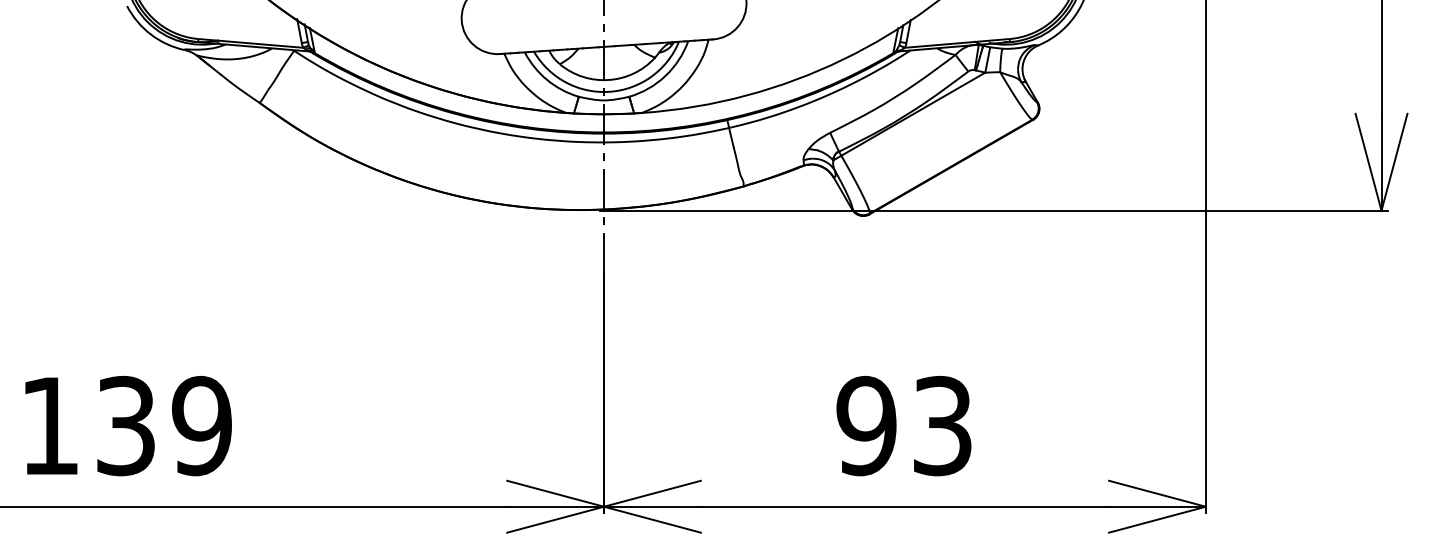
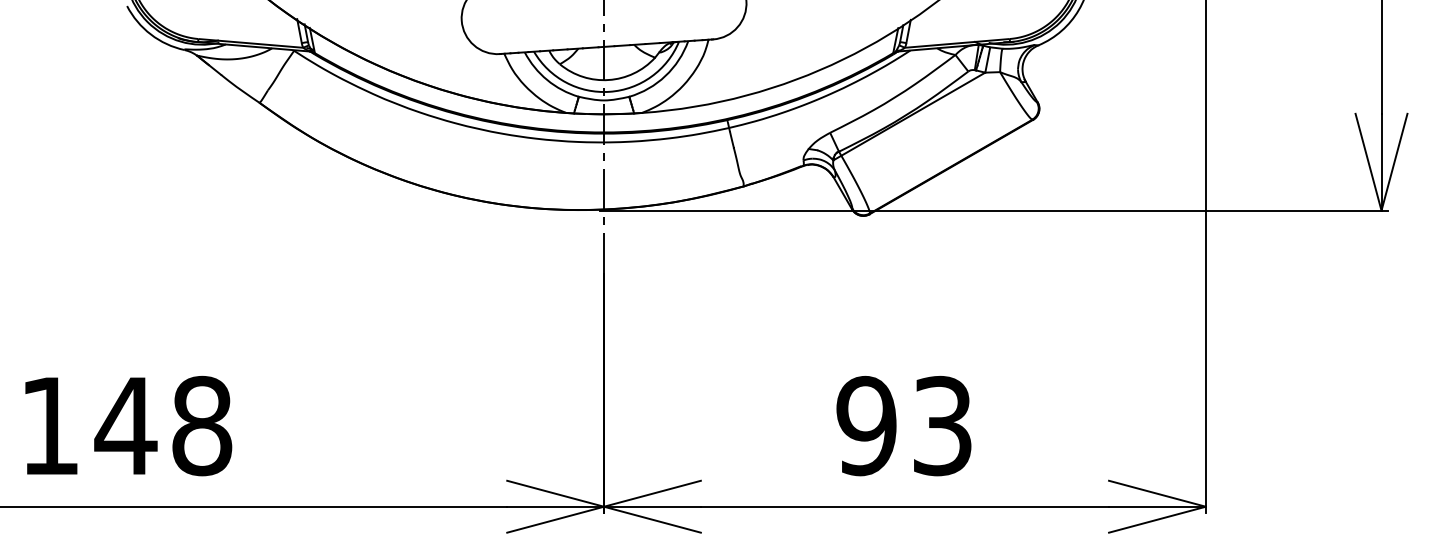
text: 139 -> 148 (163, 425)
